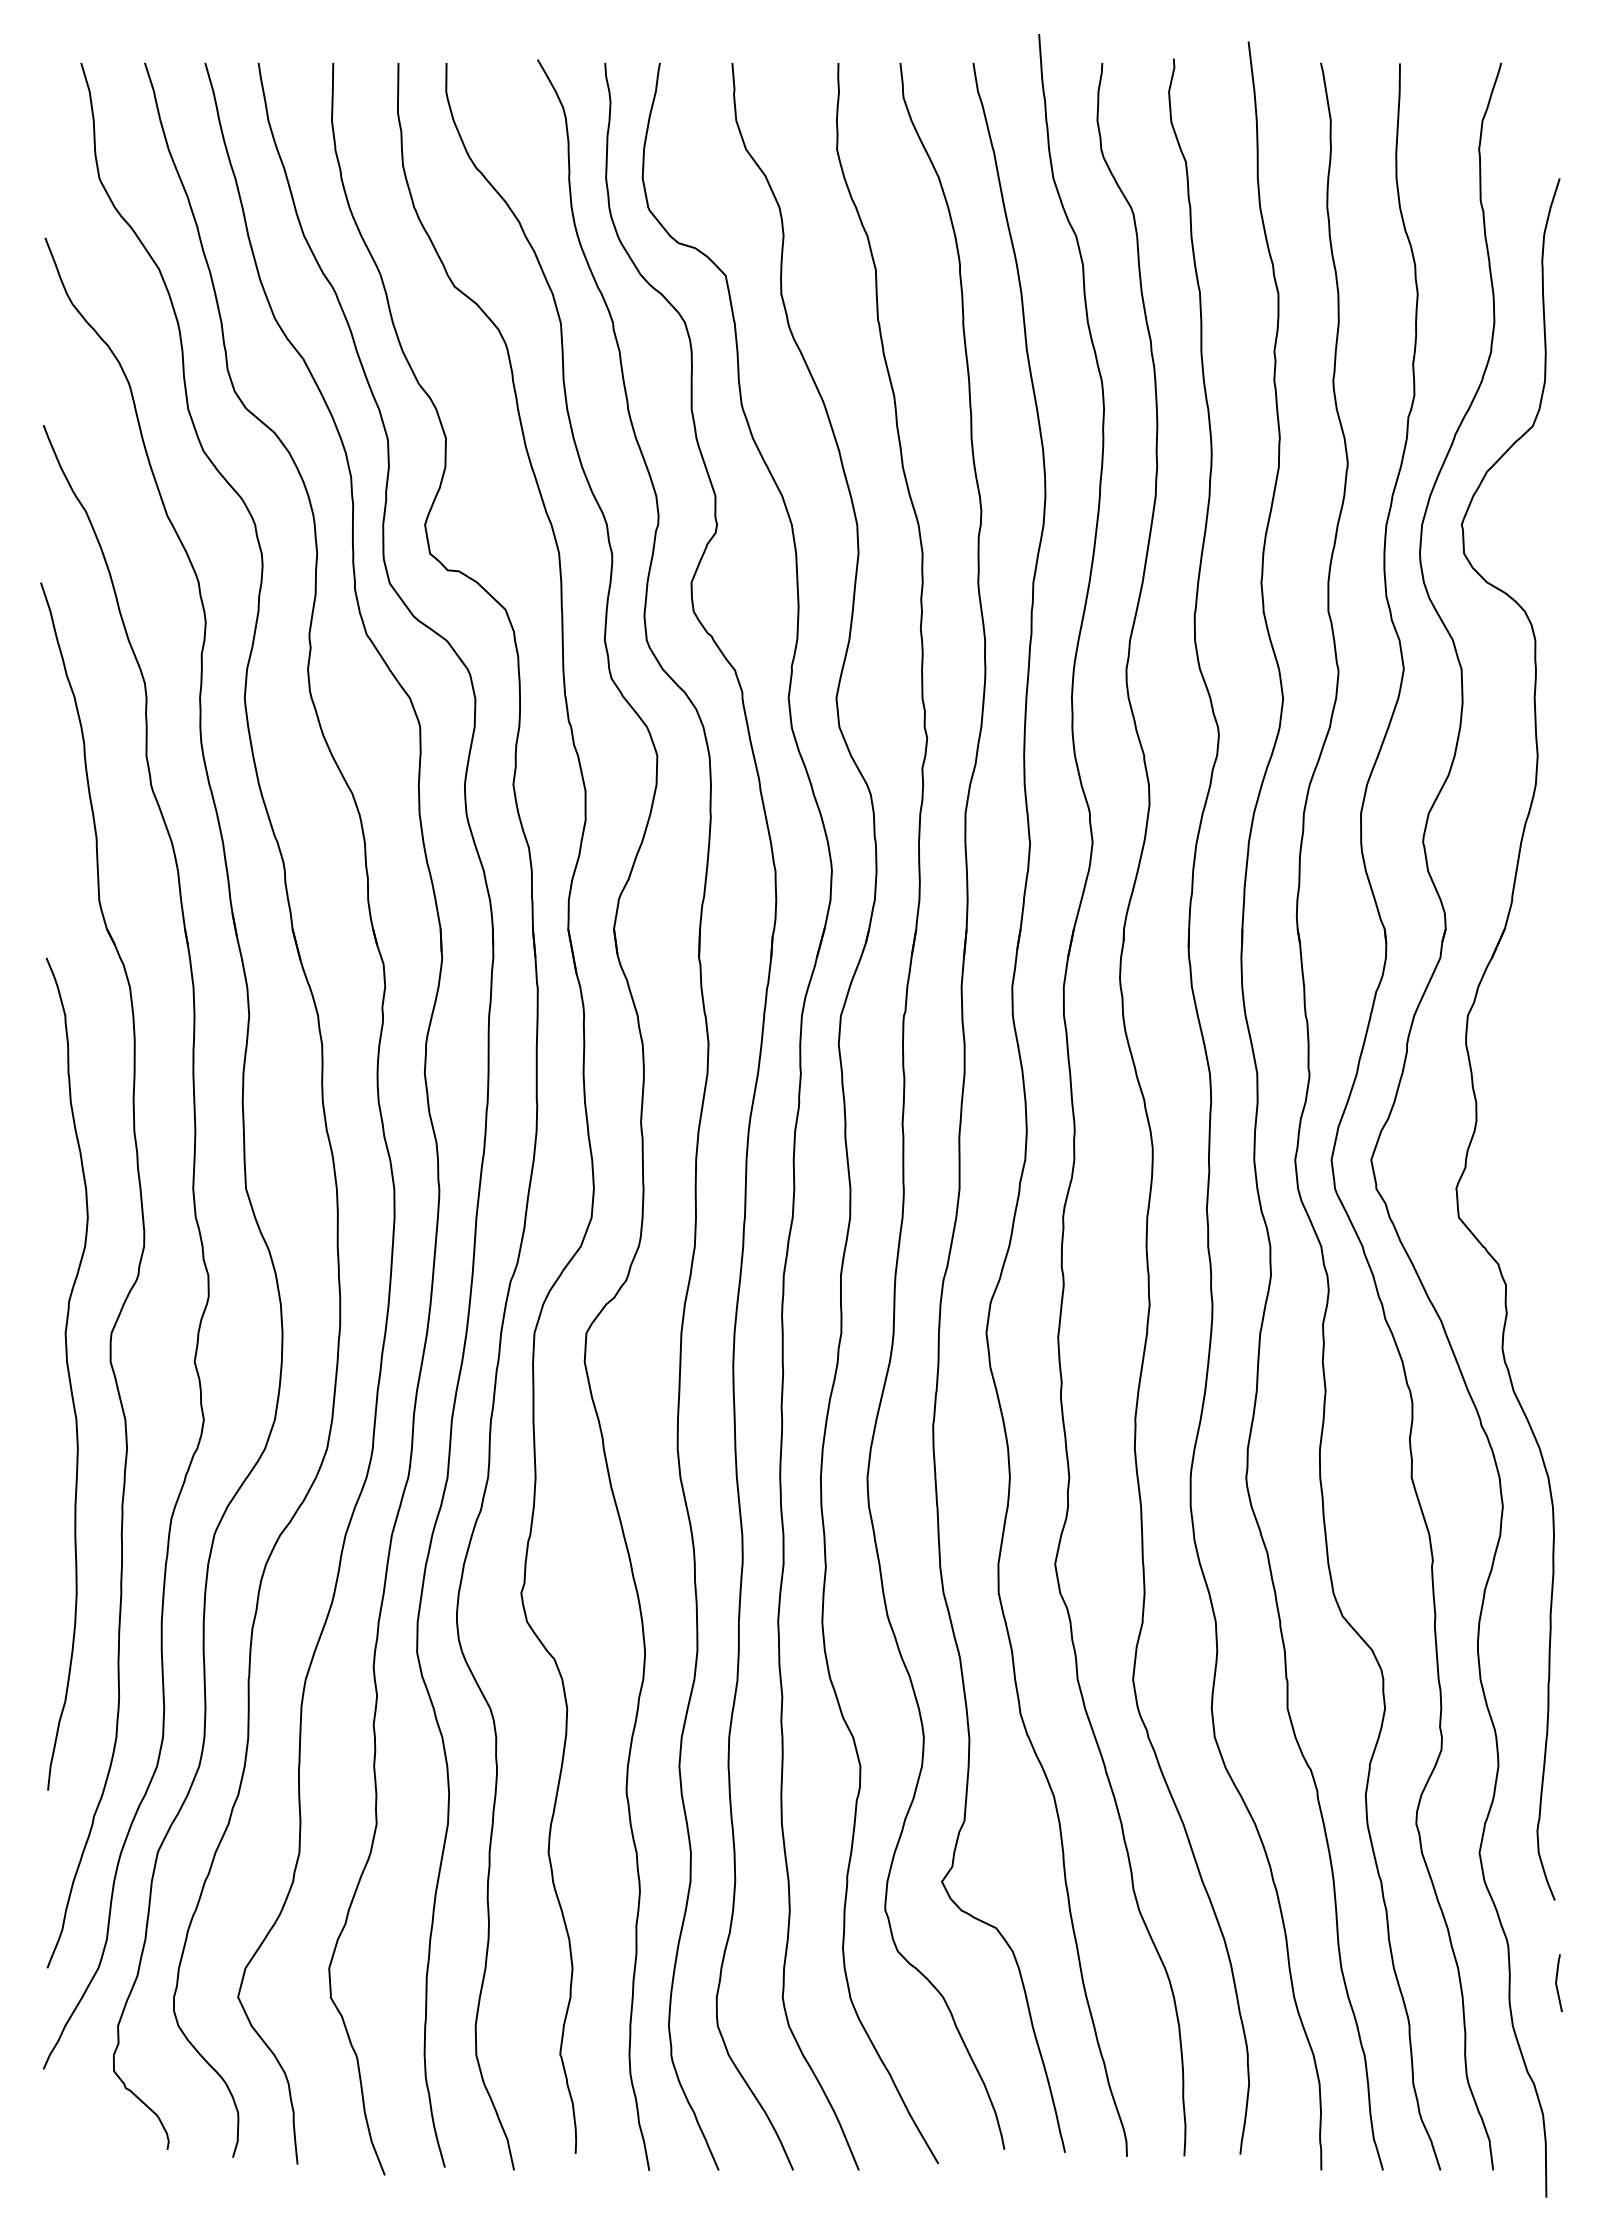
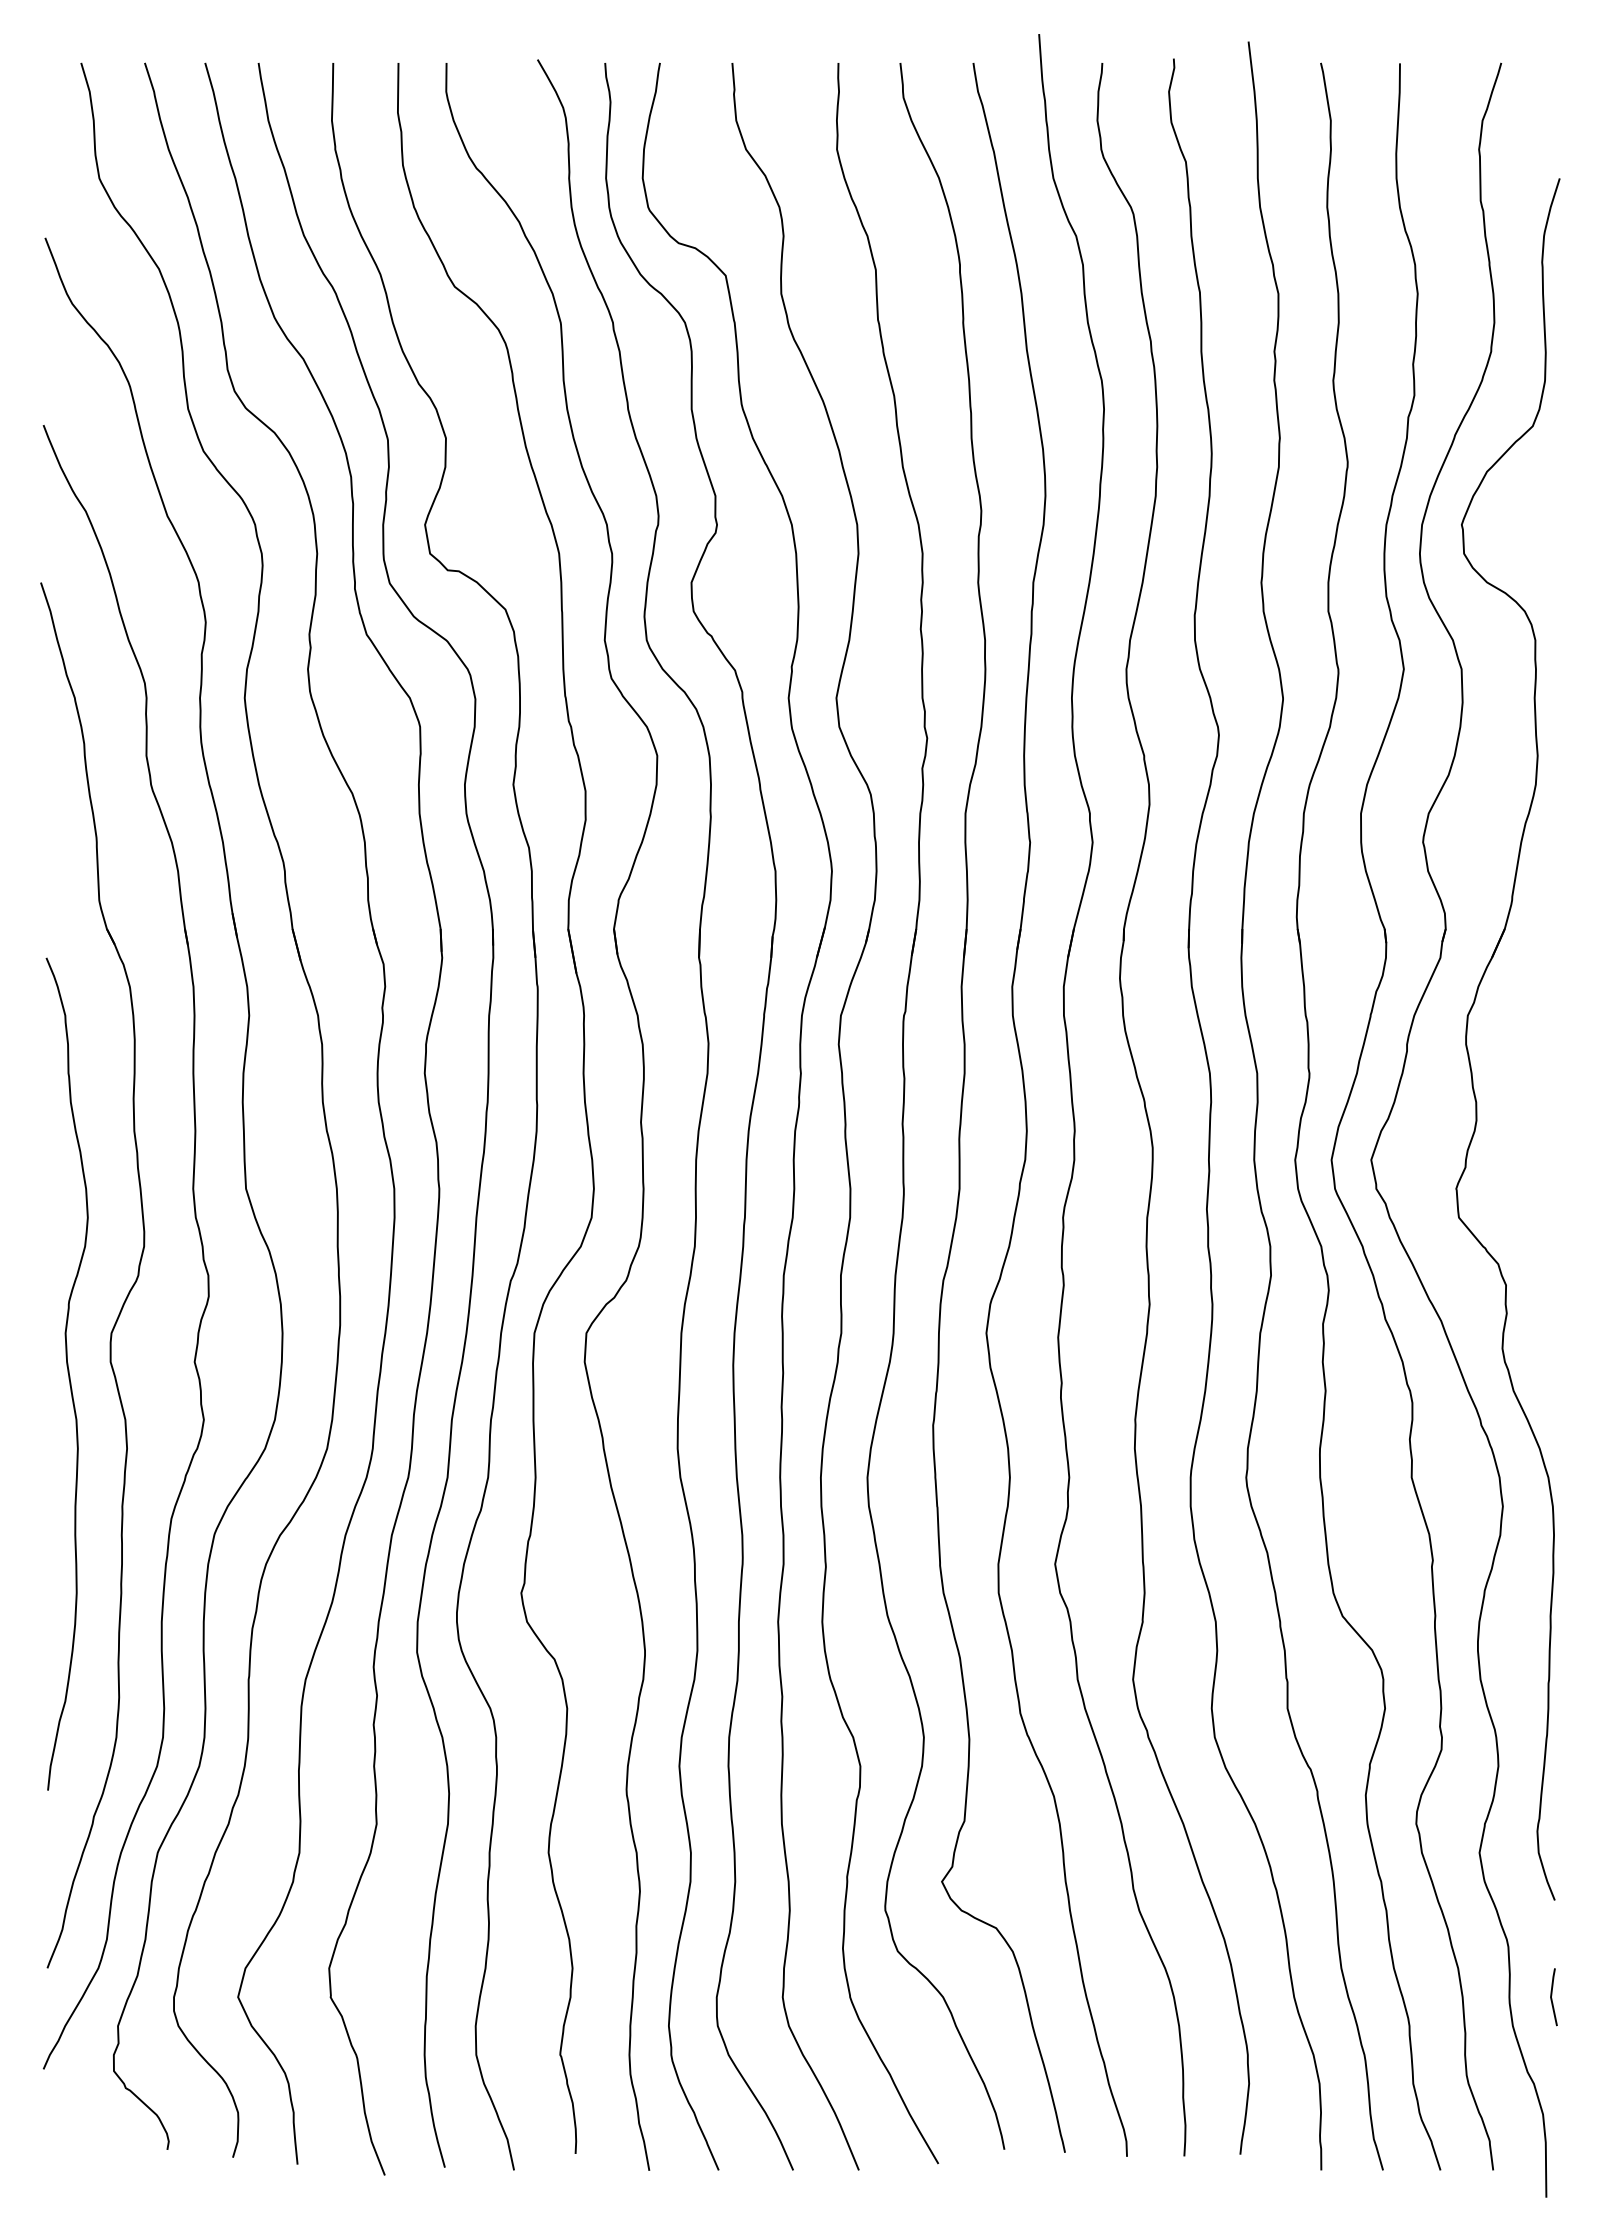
line position: (1557, 1984) -> (1552, 1998) (1552, 1998)
